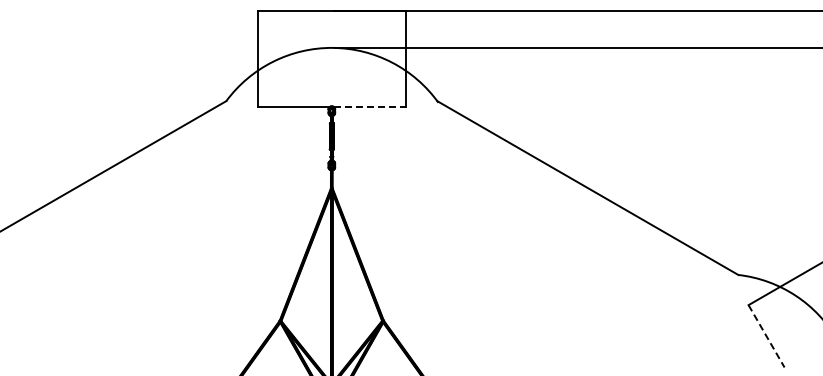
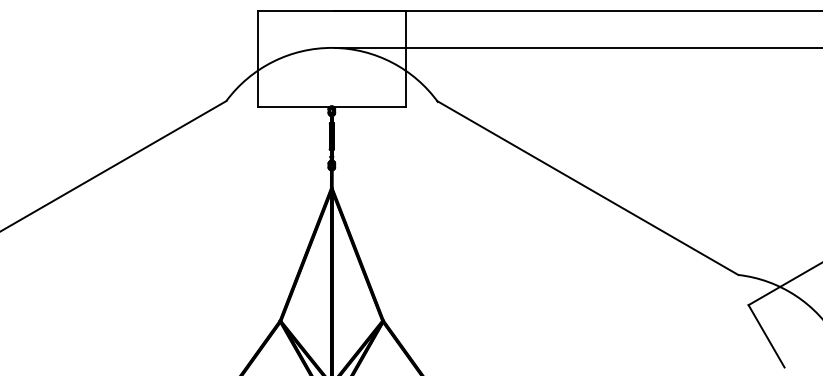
line: dashed -> solid (370, 107)
line: dashed -> solid (766, 336)
